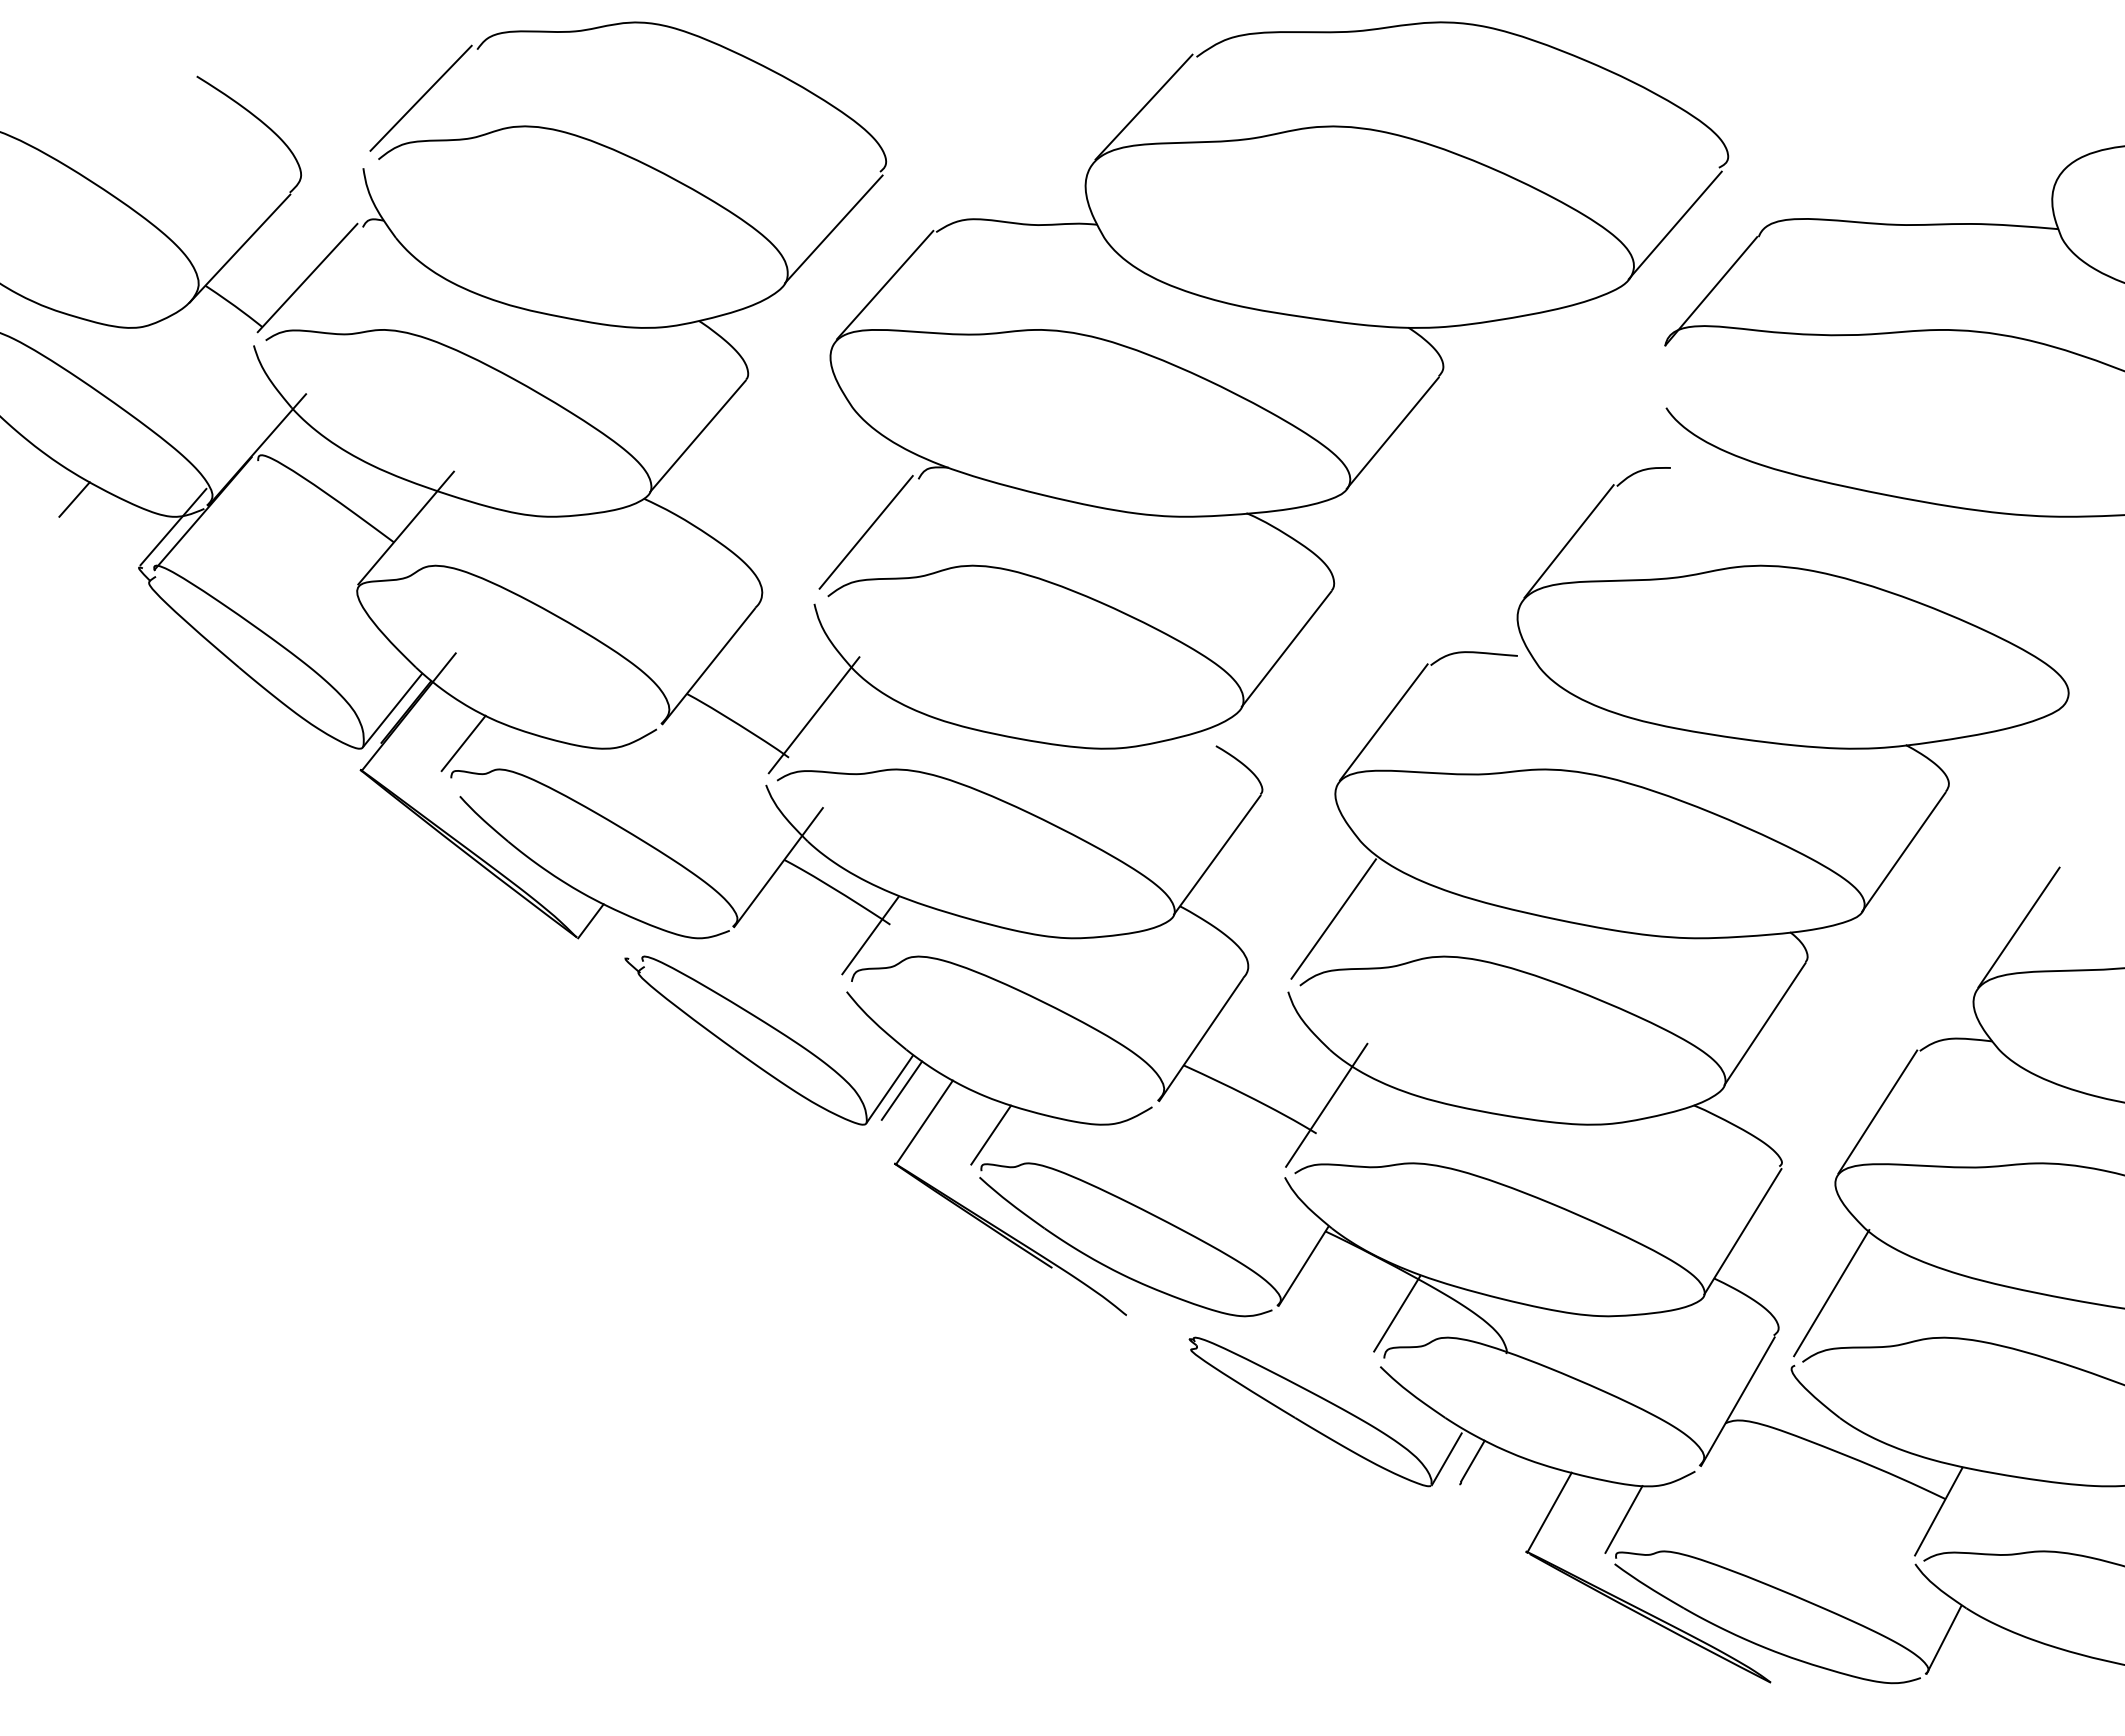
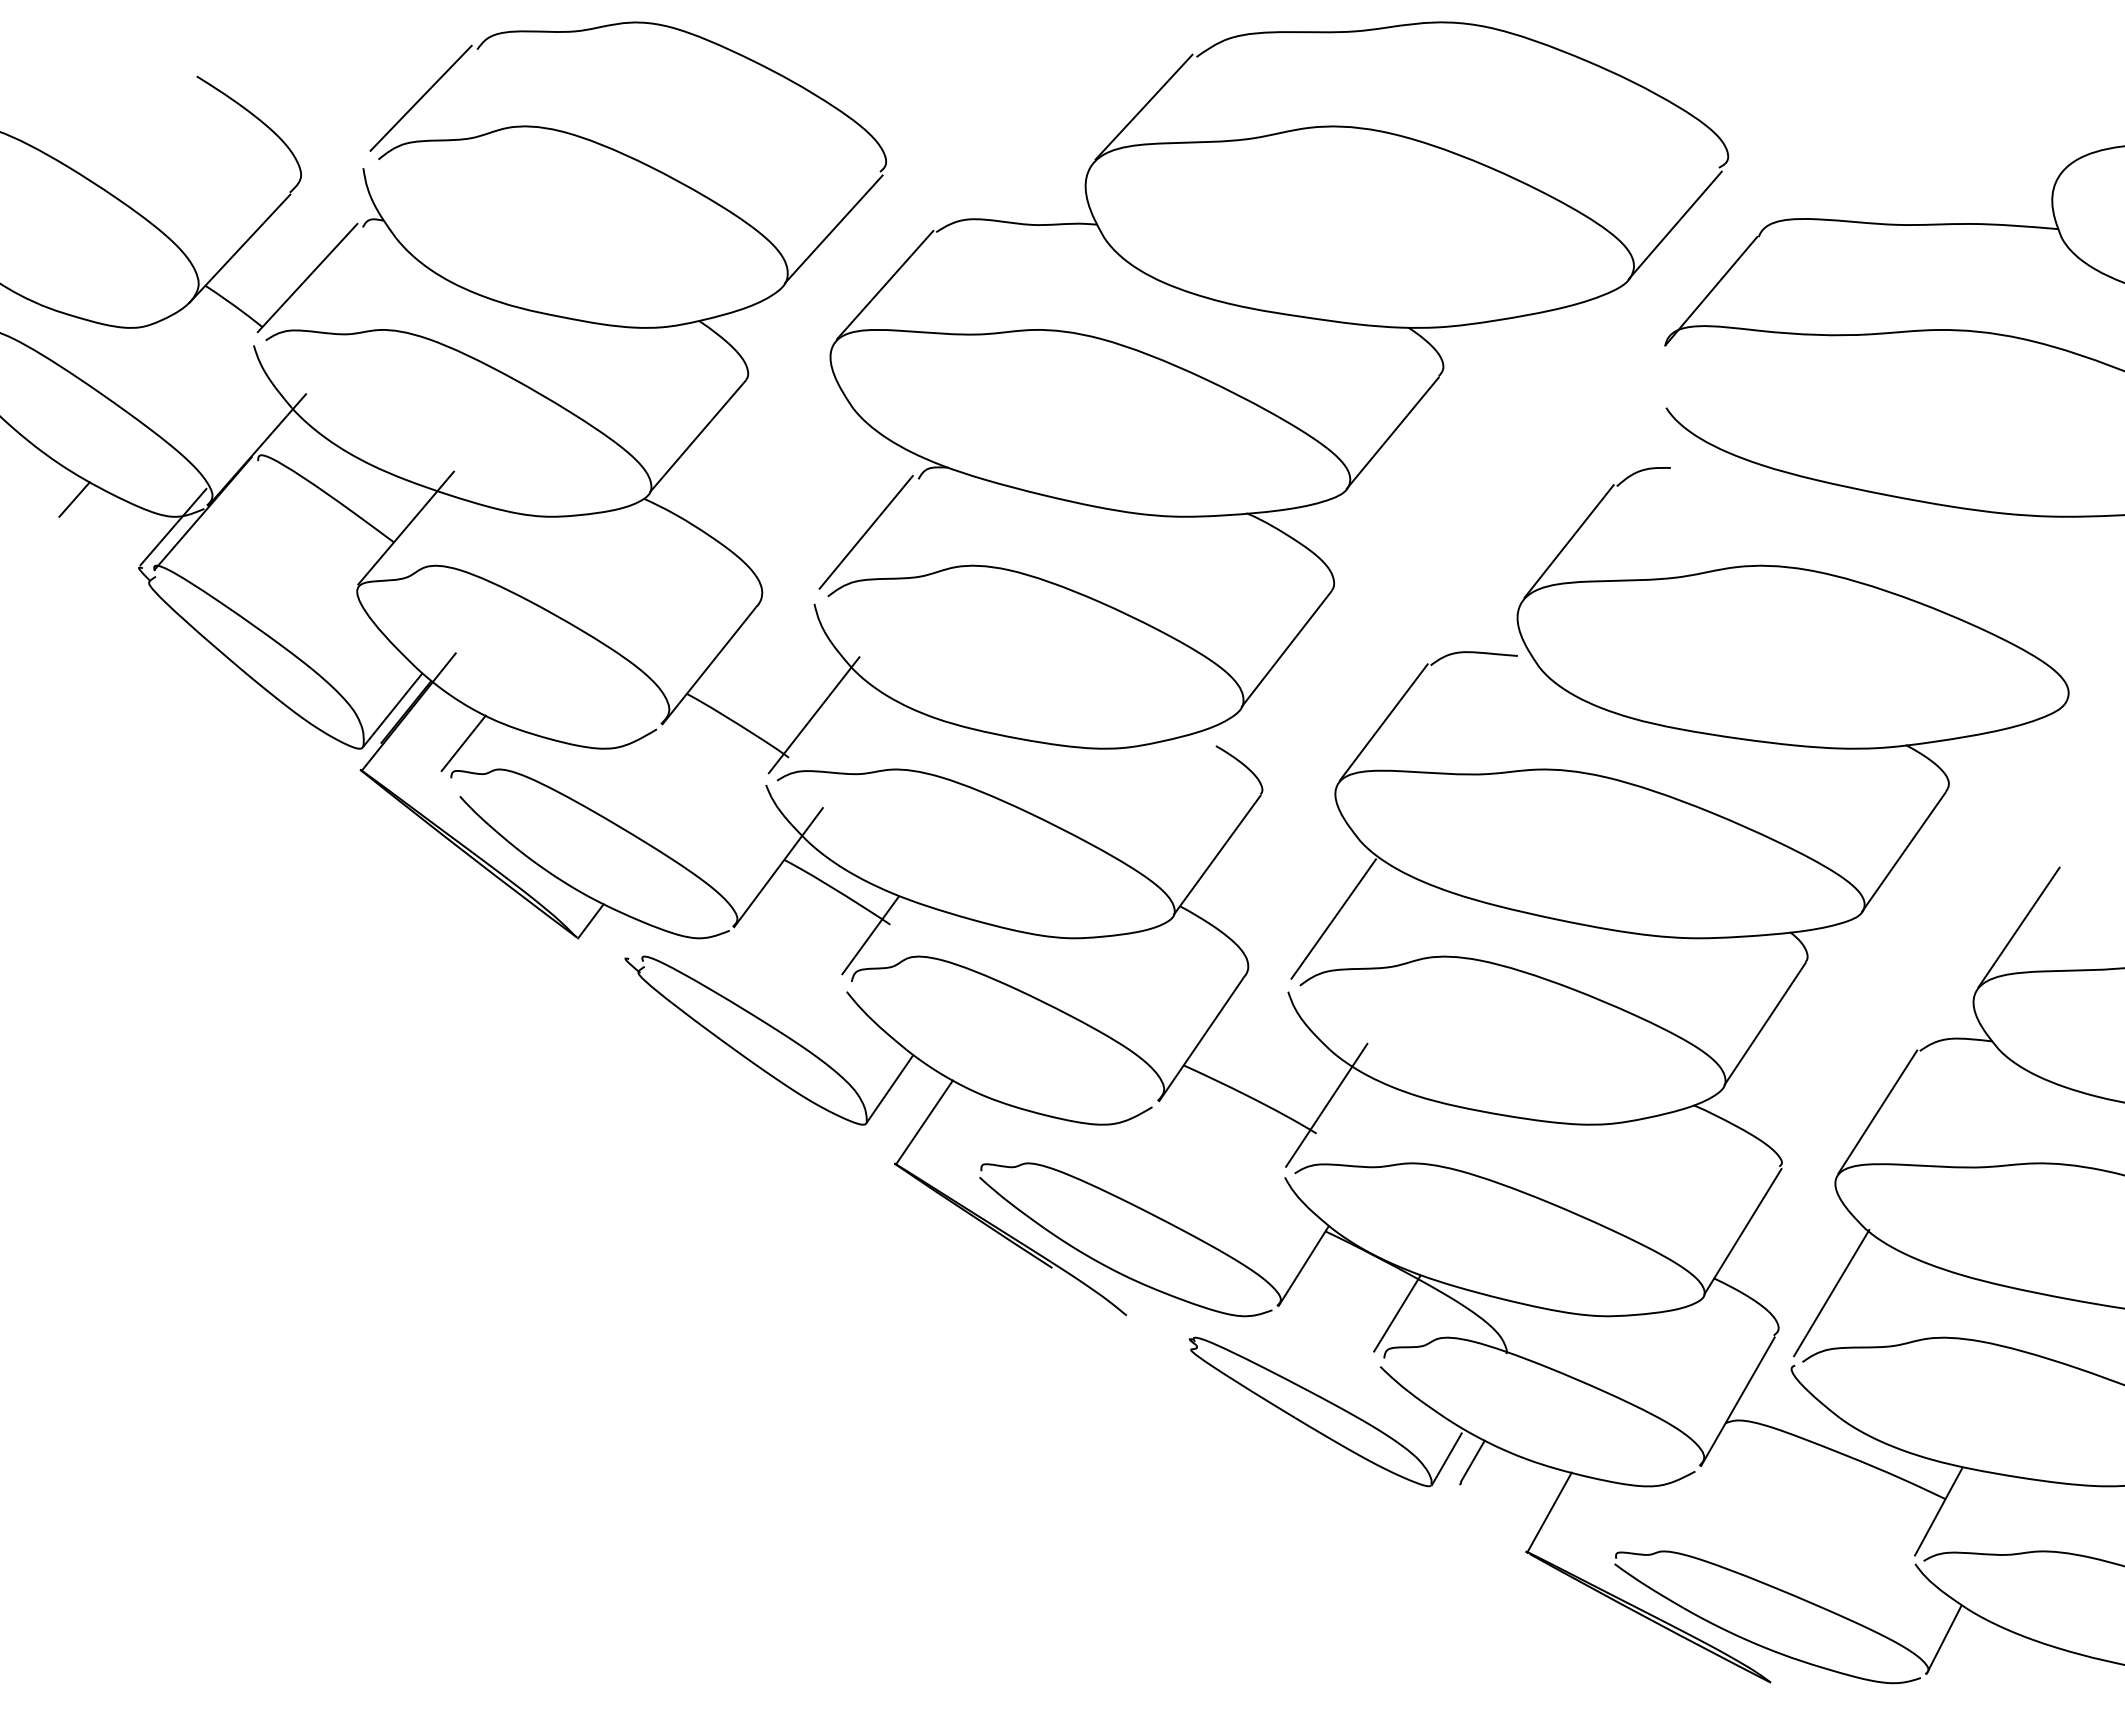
line: present -> none (901, 1090)
line: present -> none (991, 1134)
line: present -> none (1623, 1519)
